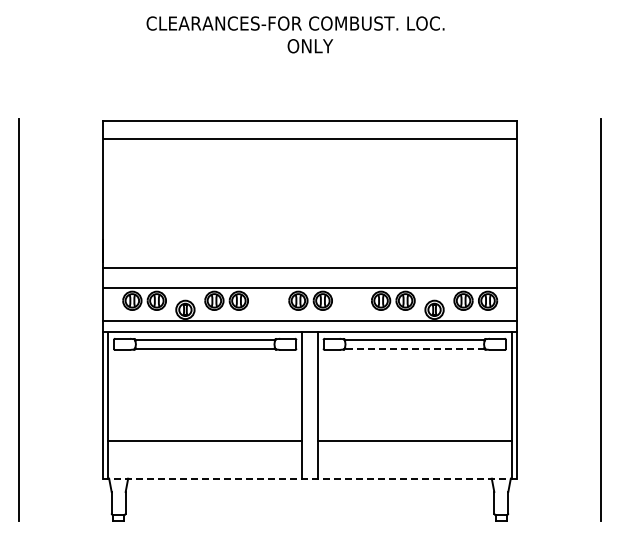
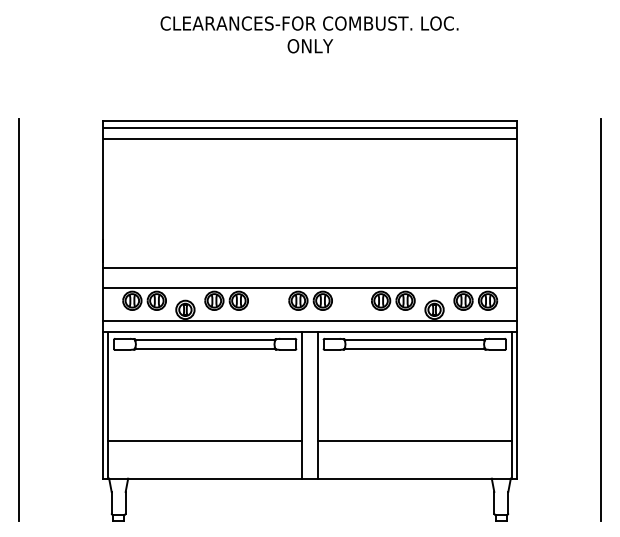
text position: (295, 23) -> (309, 23) (309, 23)
line: none -> present (309, 127)
line: dashed -> solid (414, 348)
line: dashed -> solid (309, 478)
